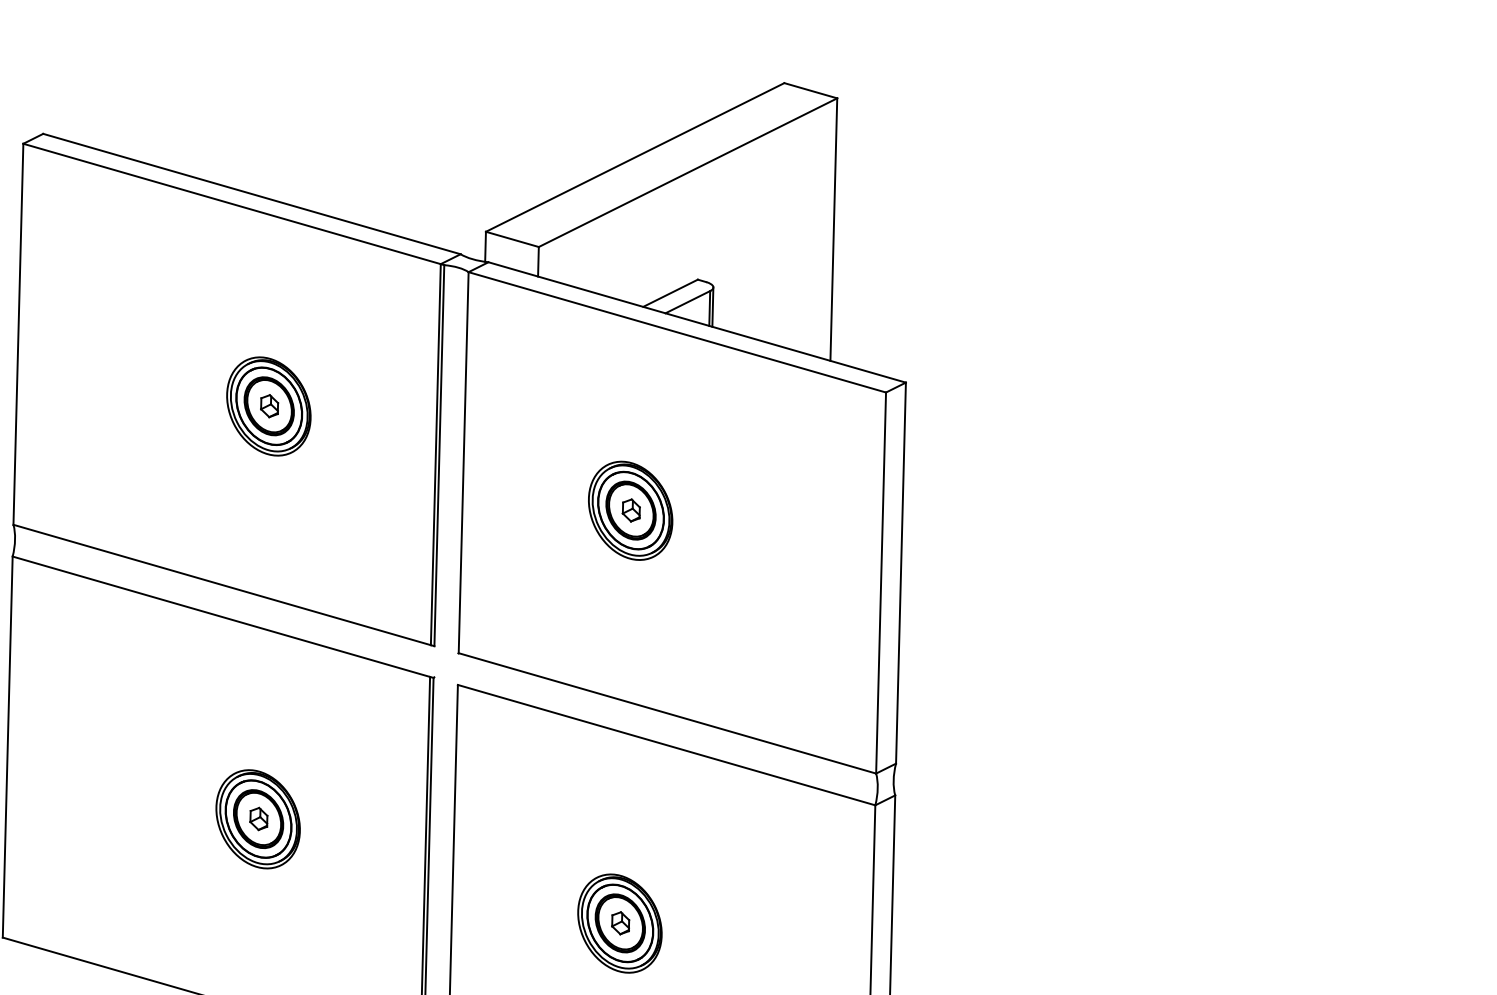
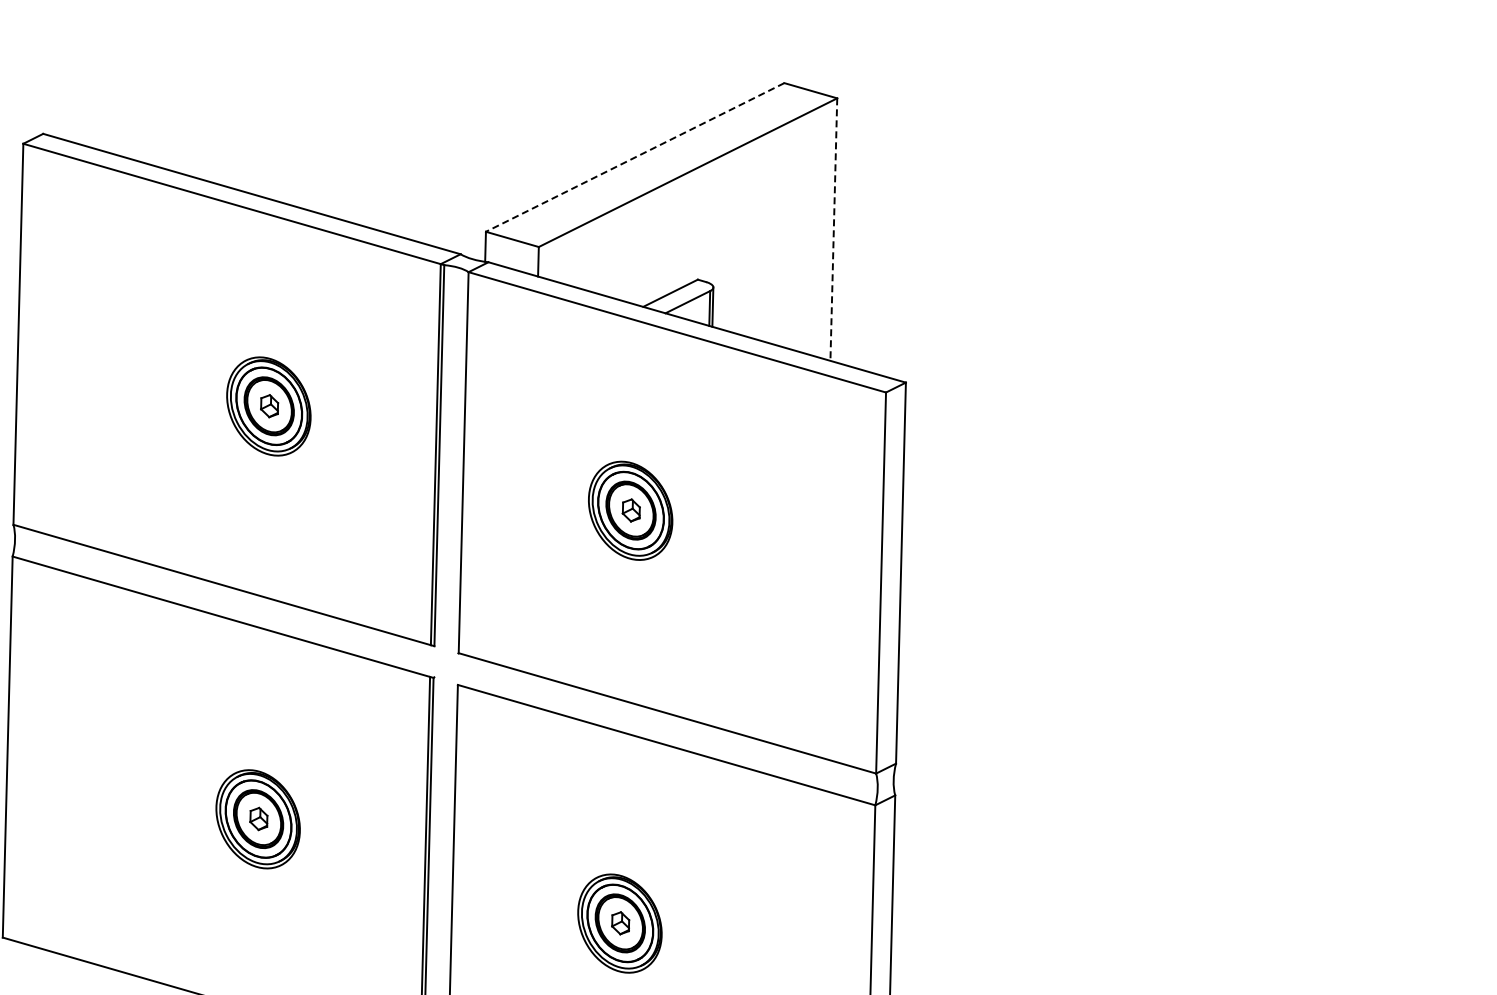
line: solid -> dashed (635, 157)
line: solid -> dashed (833, 230)
